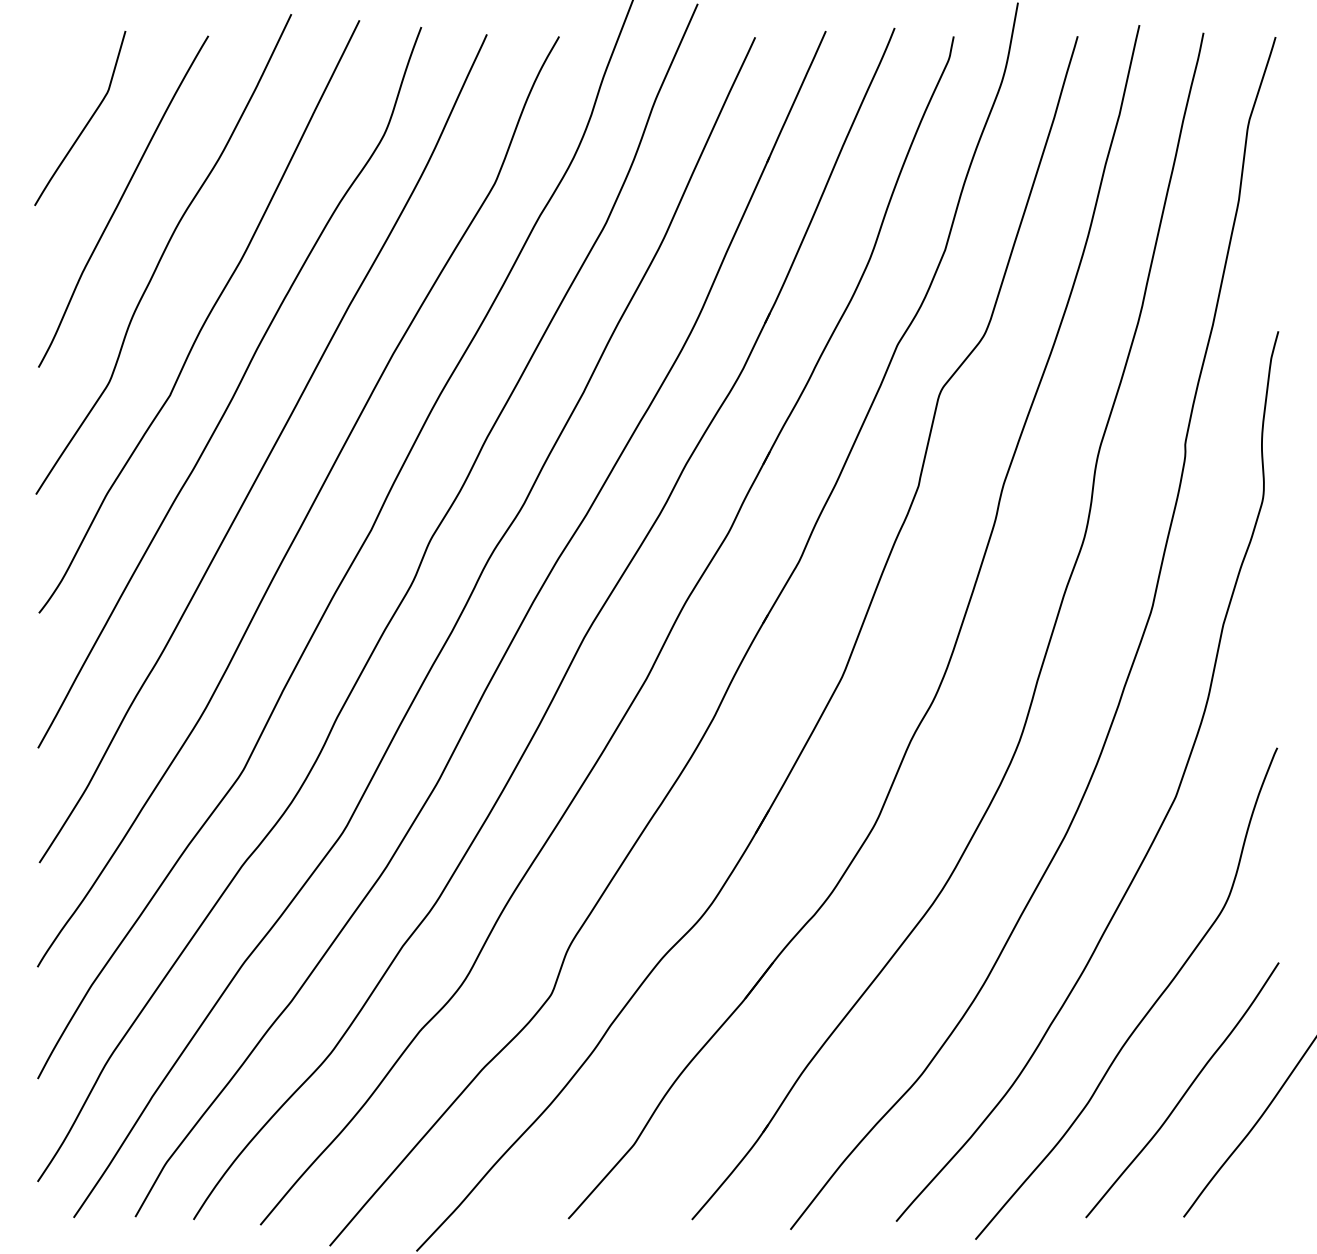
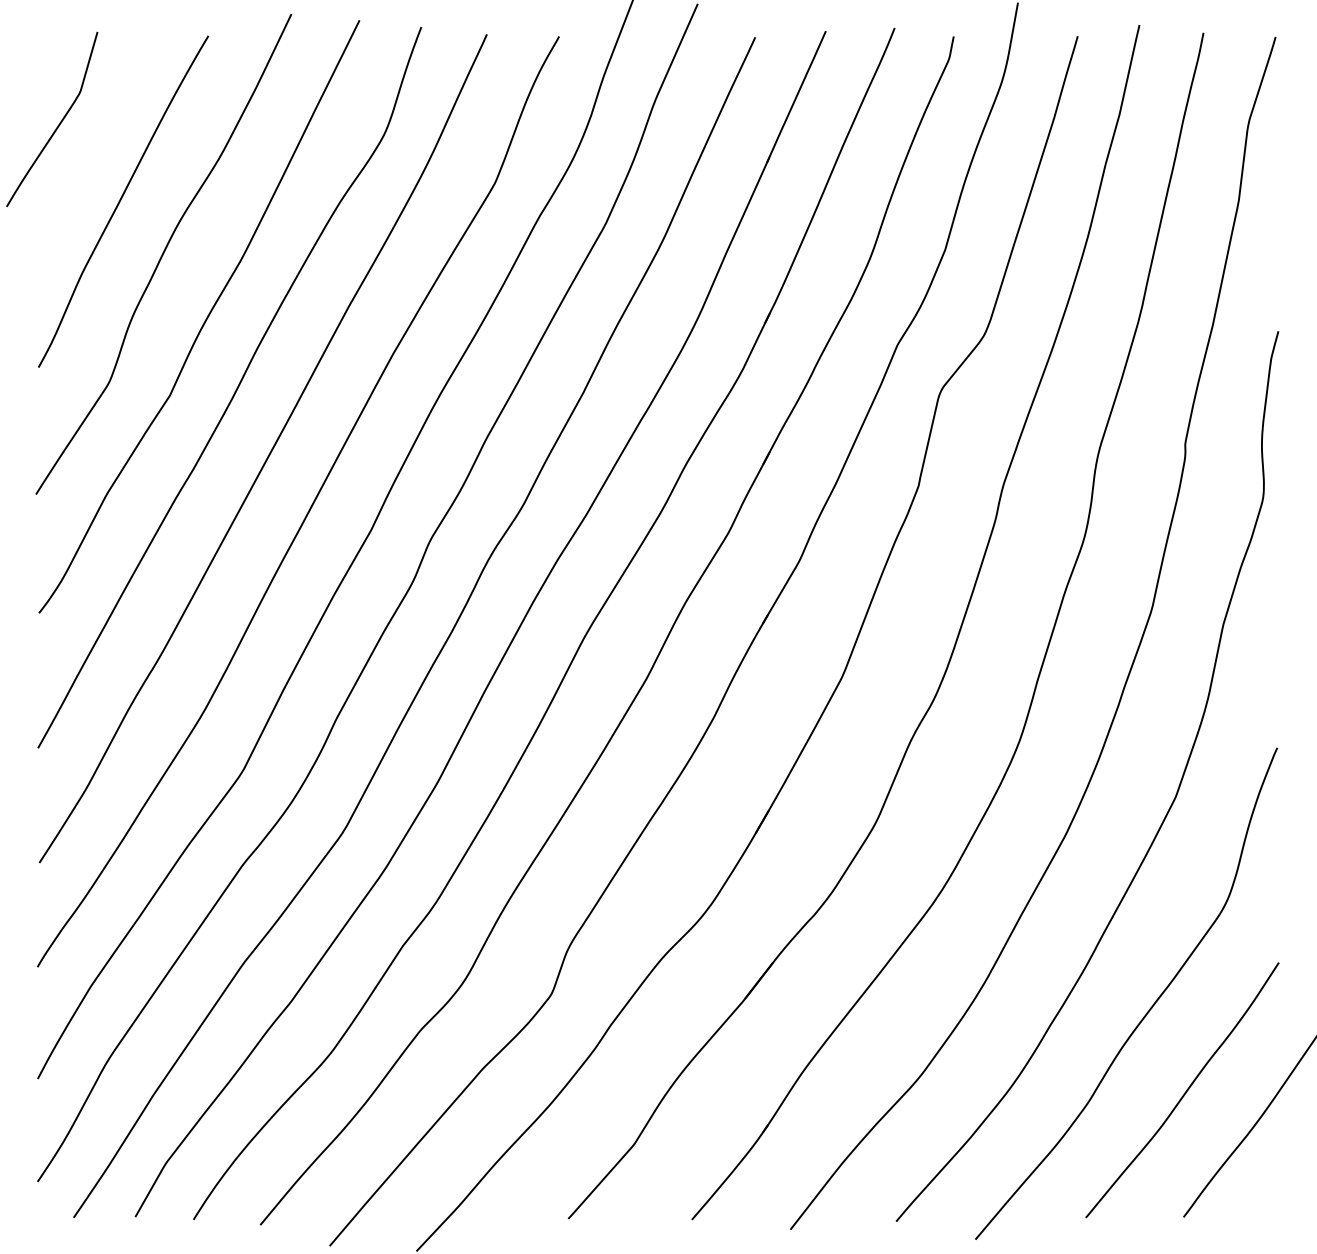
curve position: (87, 121) -> (59, 122) (59, 122)
